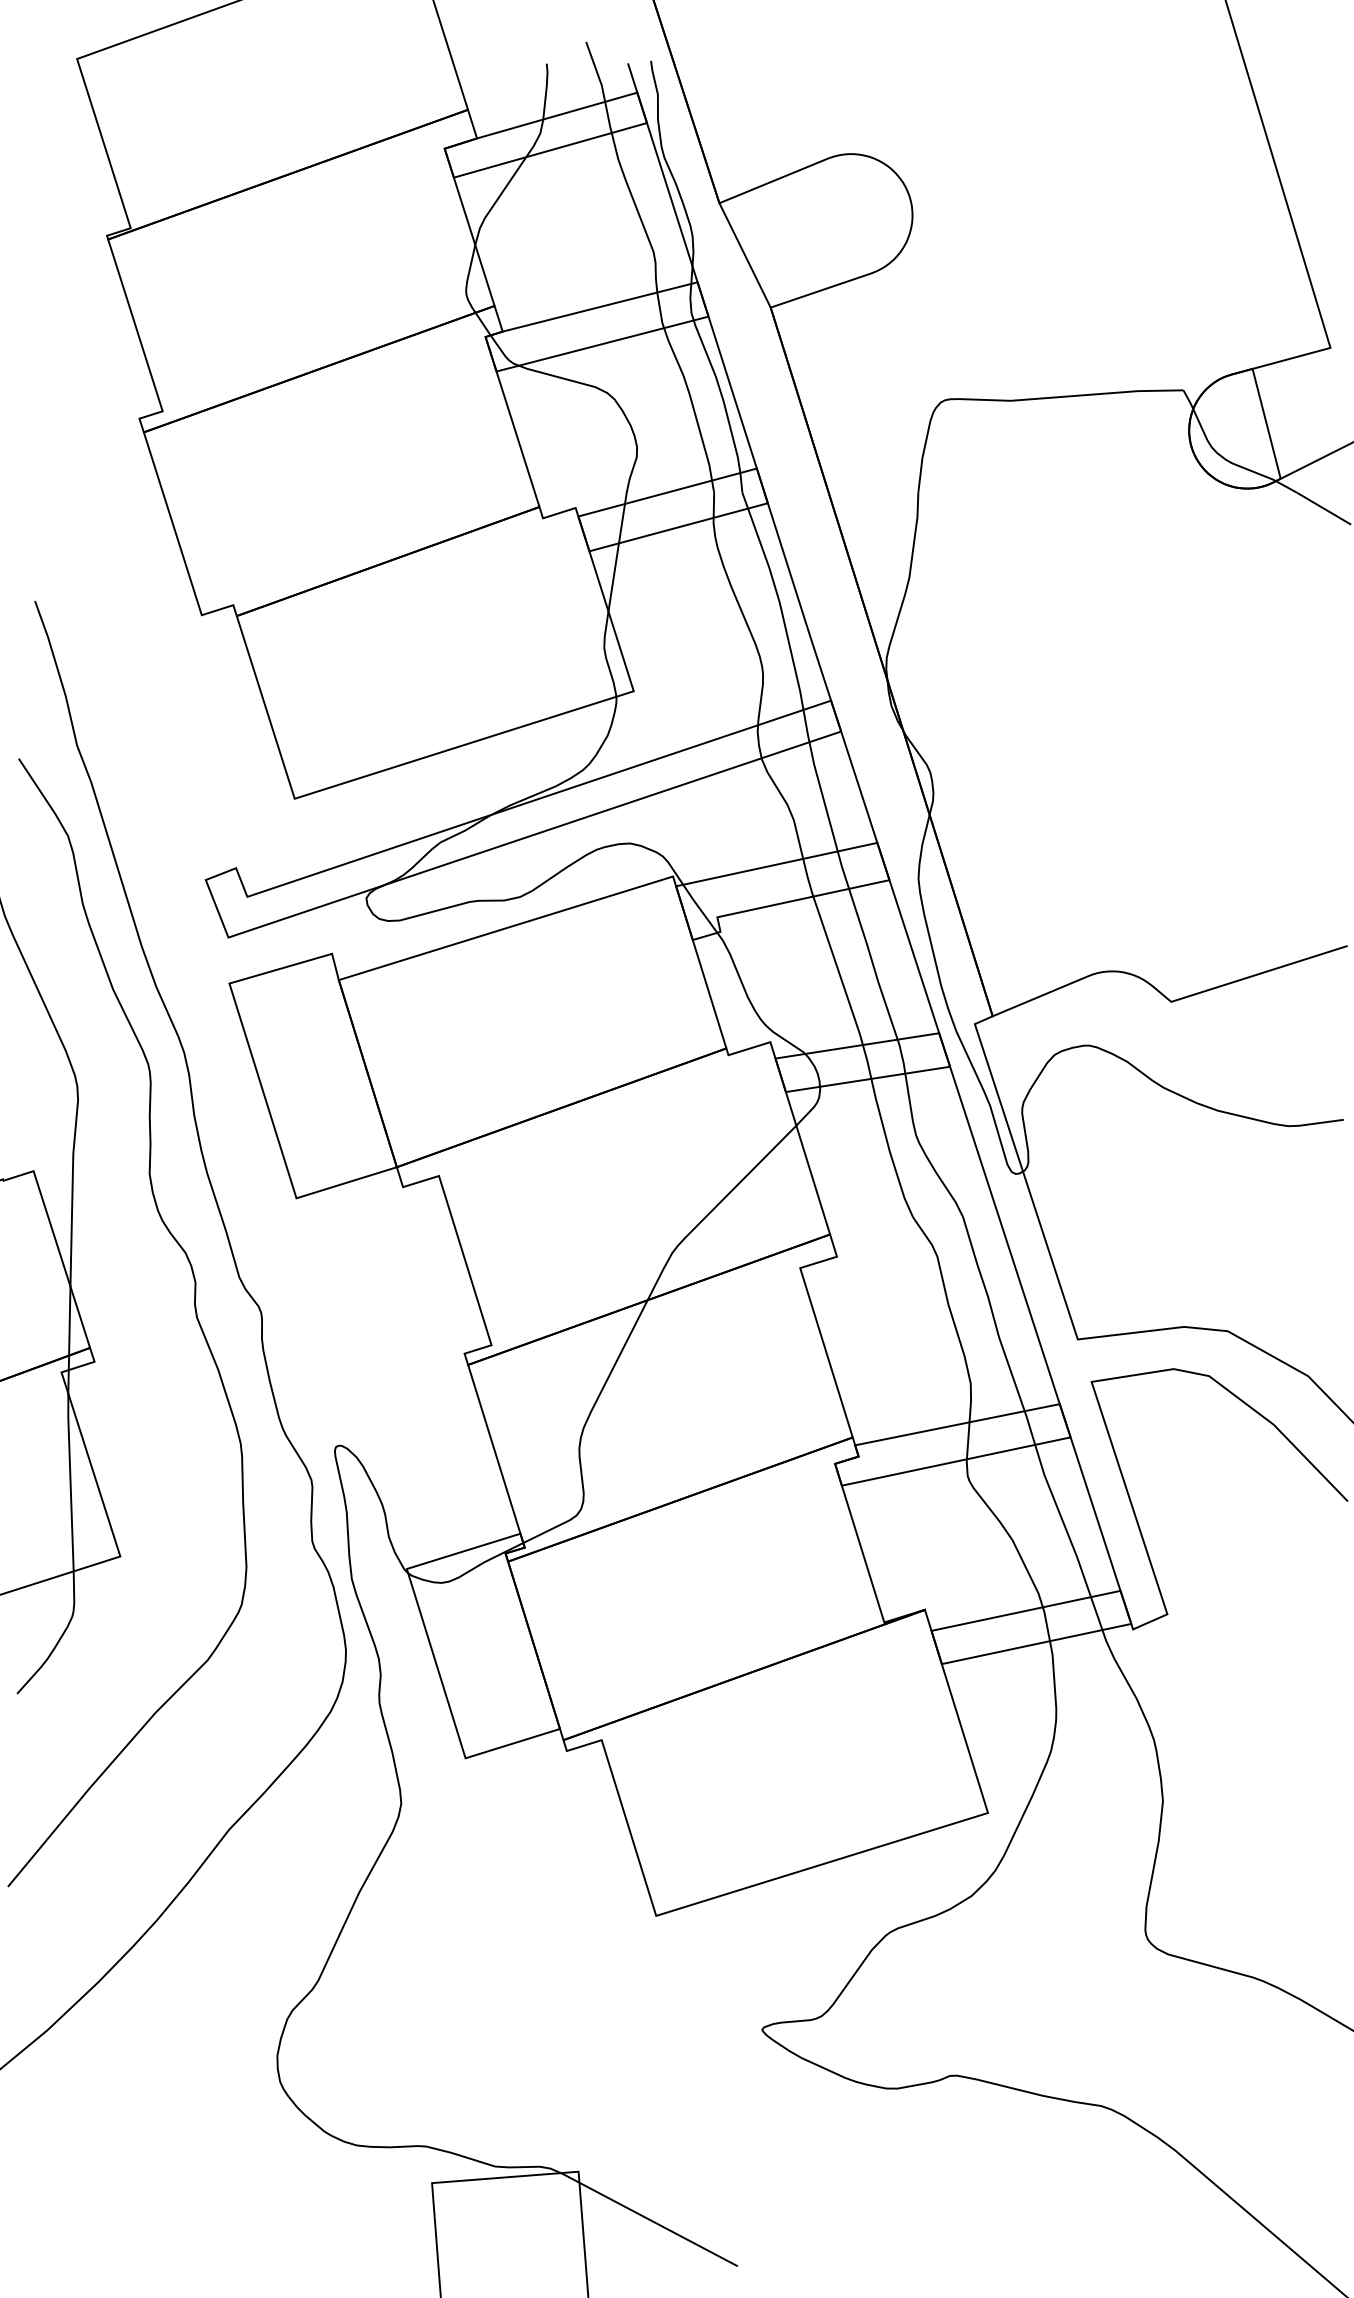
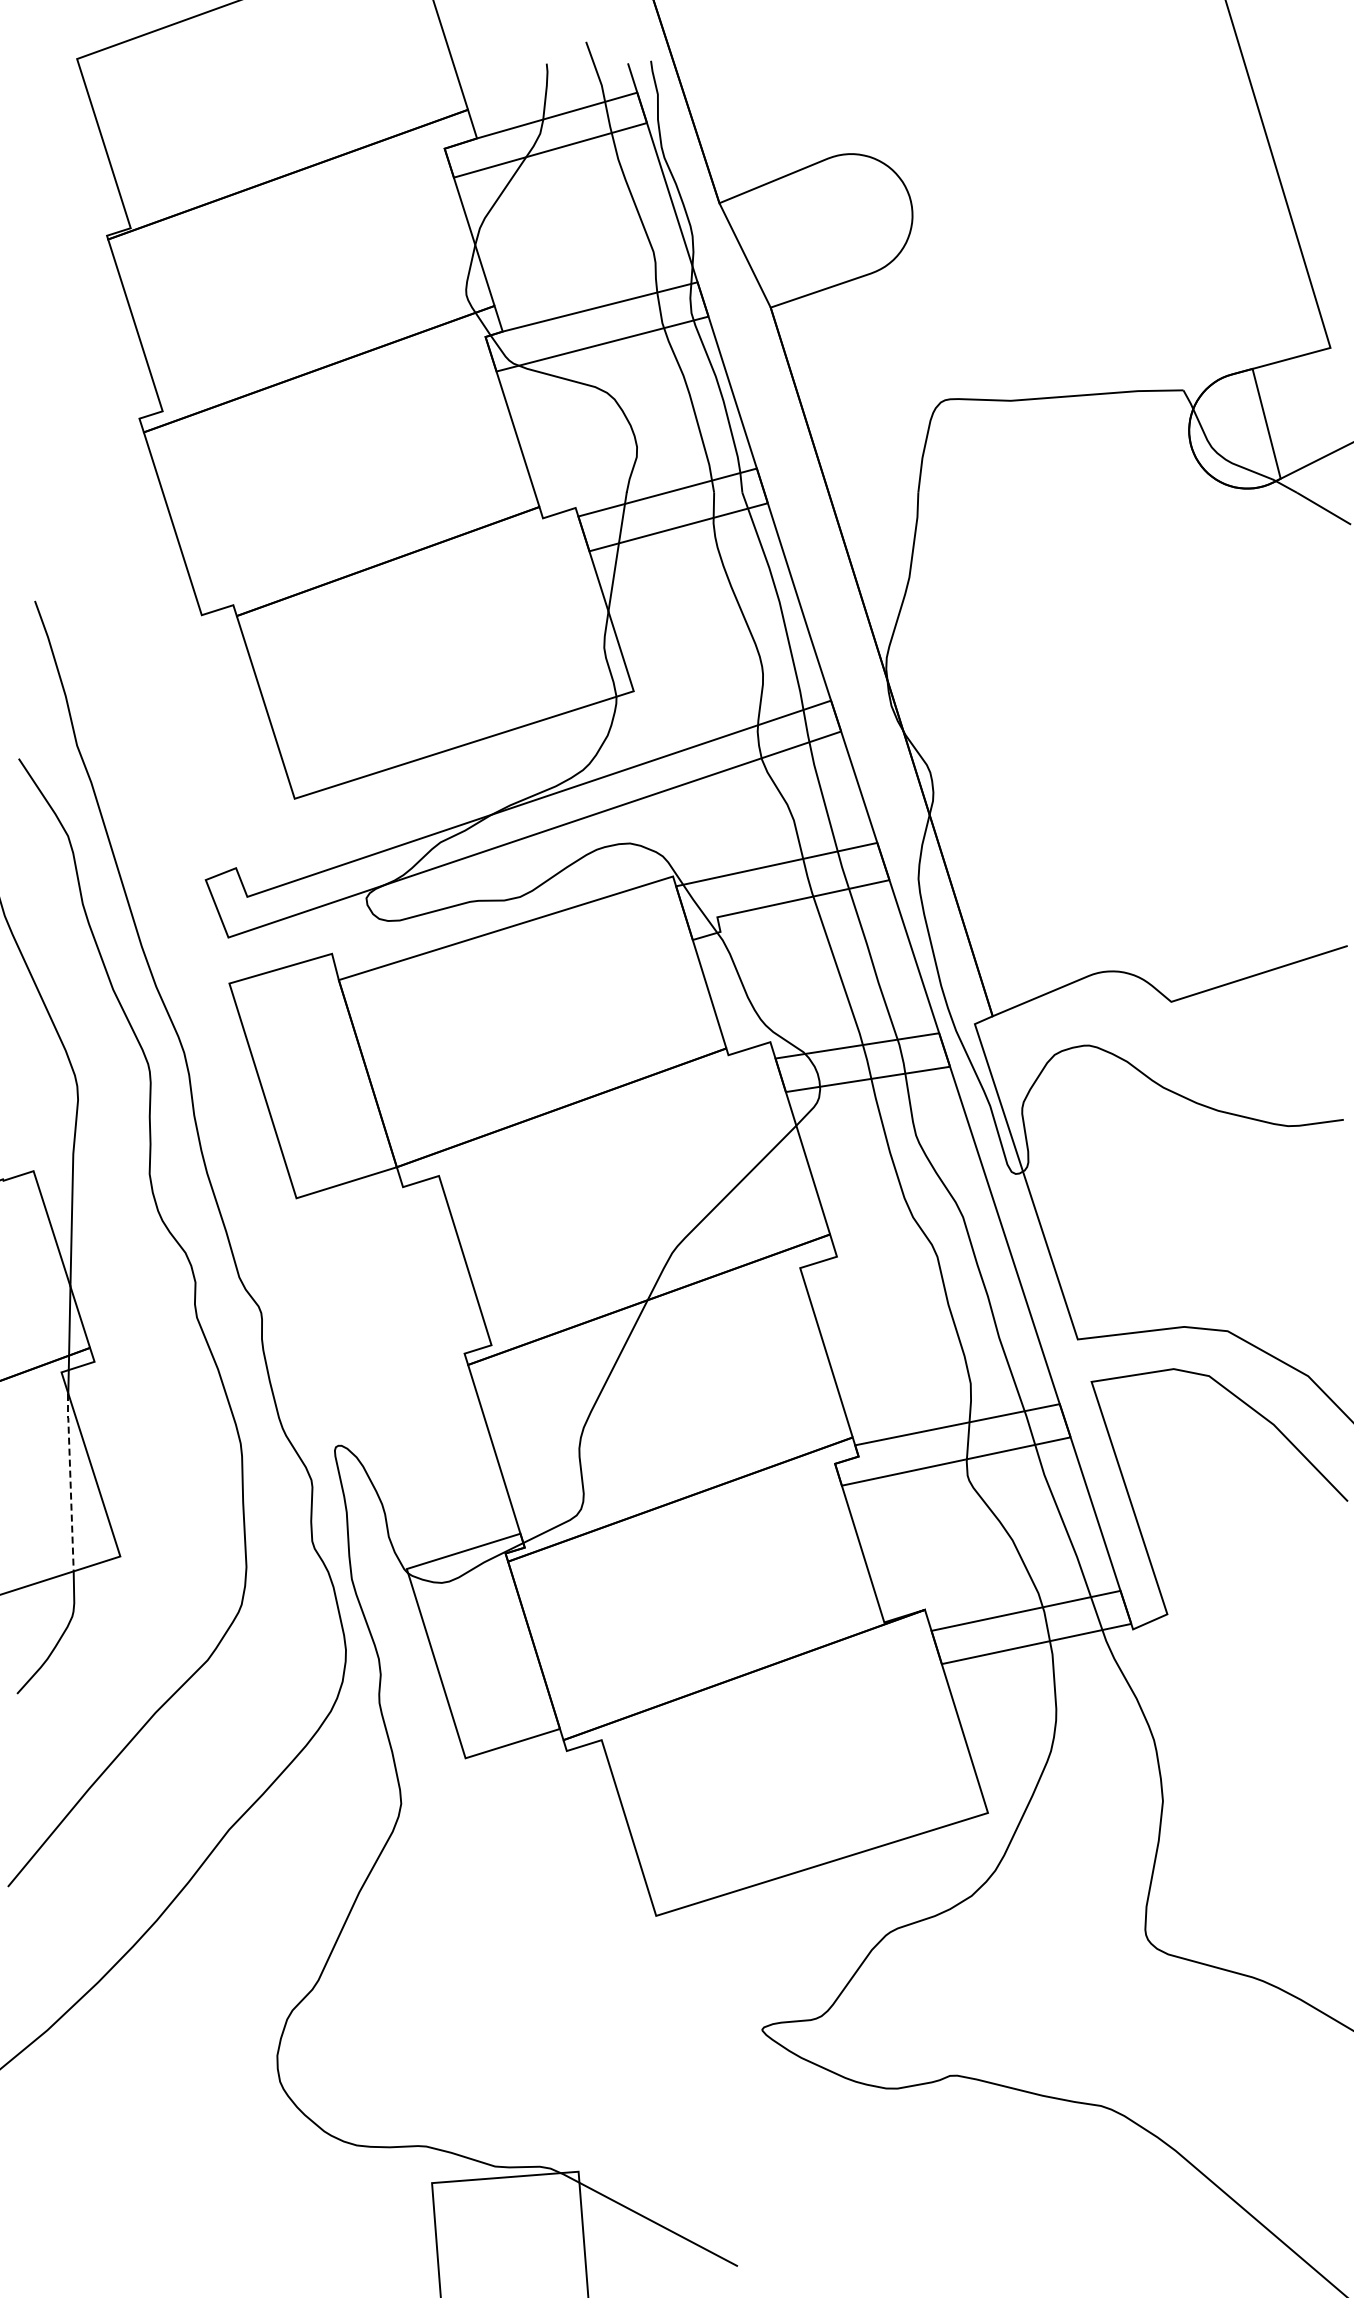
line: solid -> dashed (70, 1481)
